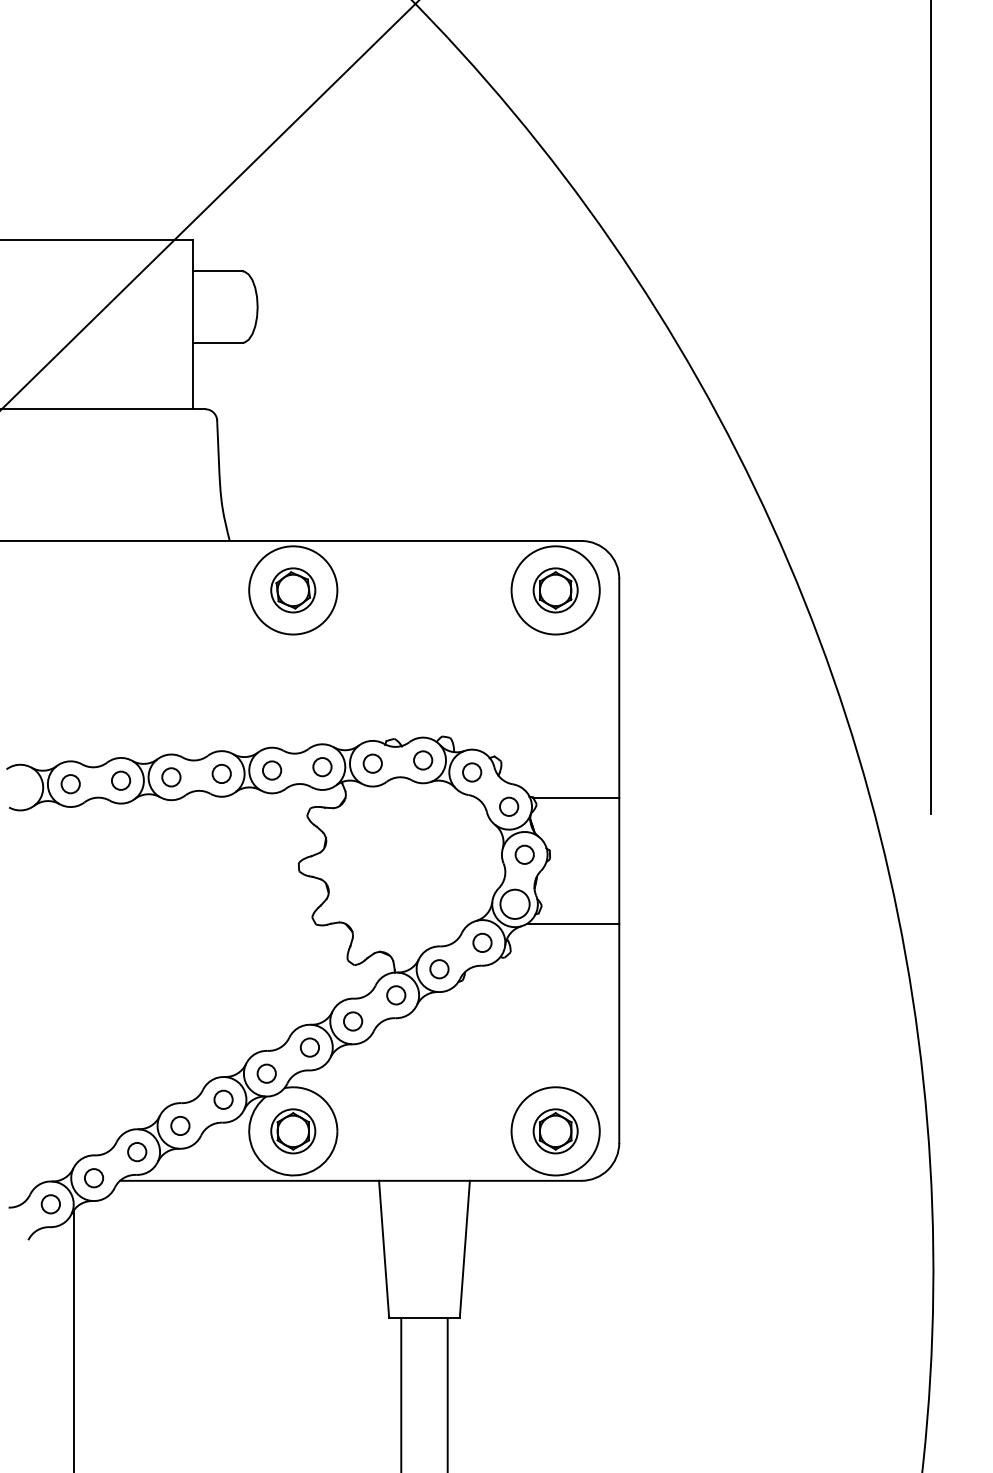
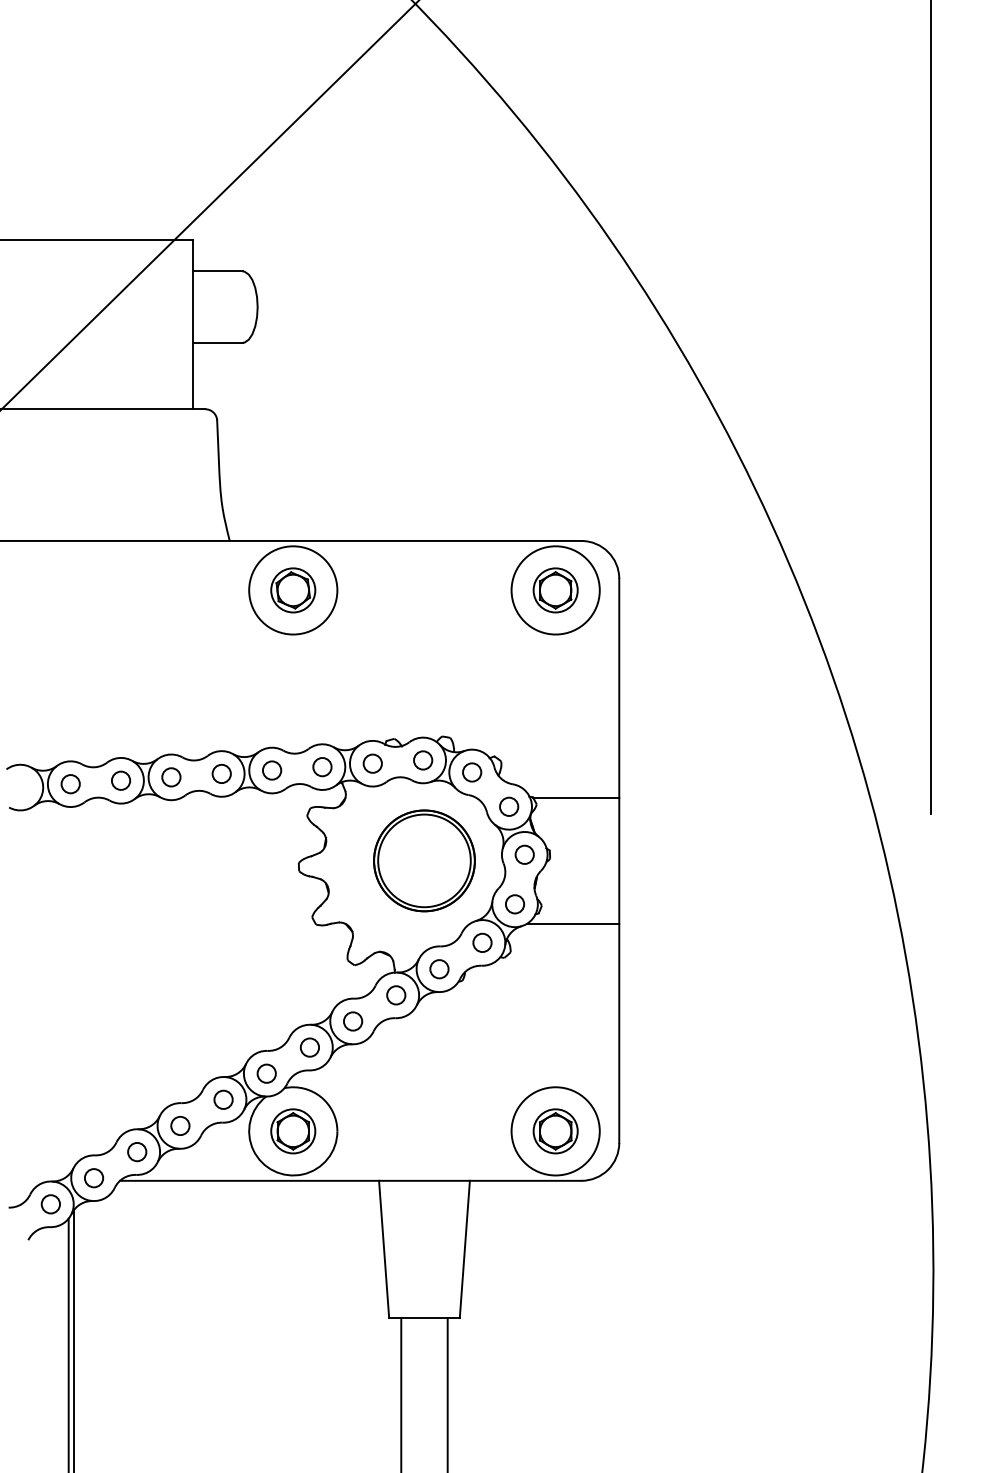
part: none -> present (424, 860)
circle diameter: 29 px -> 18 px (514, 904)
line: none -> present (68, 1343)
